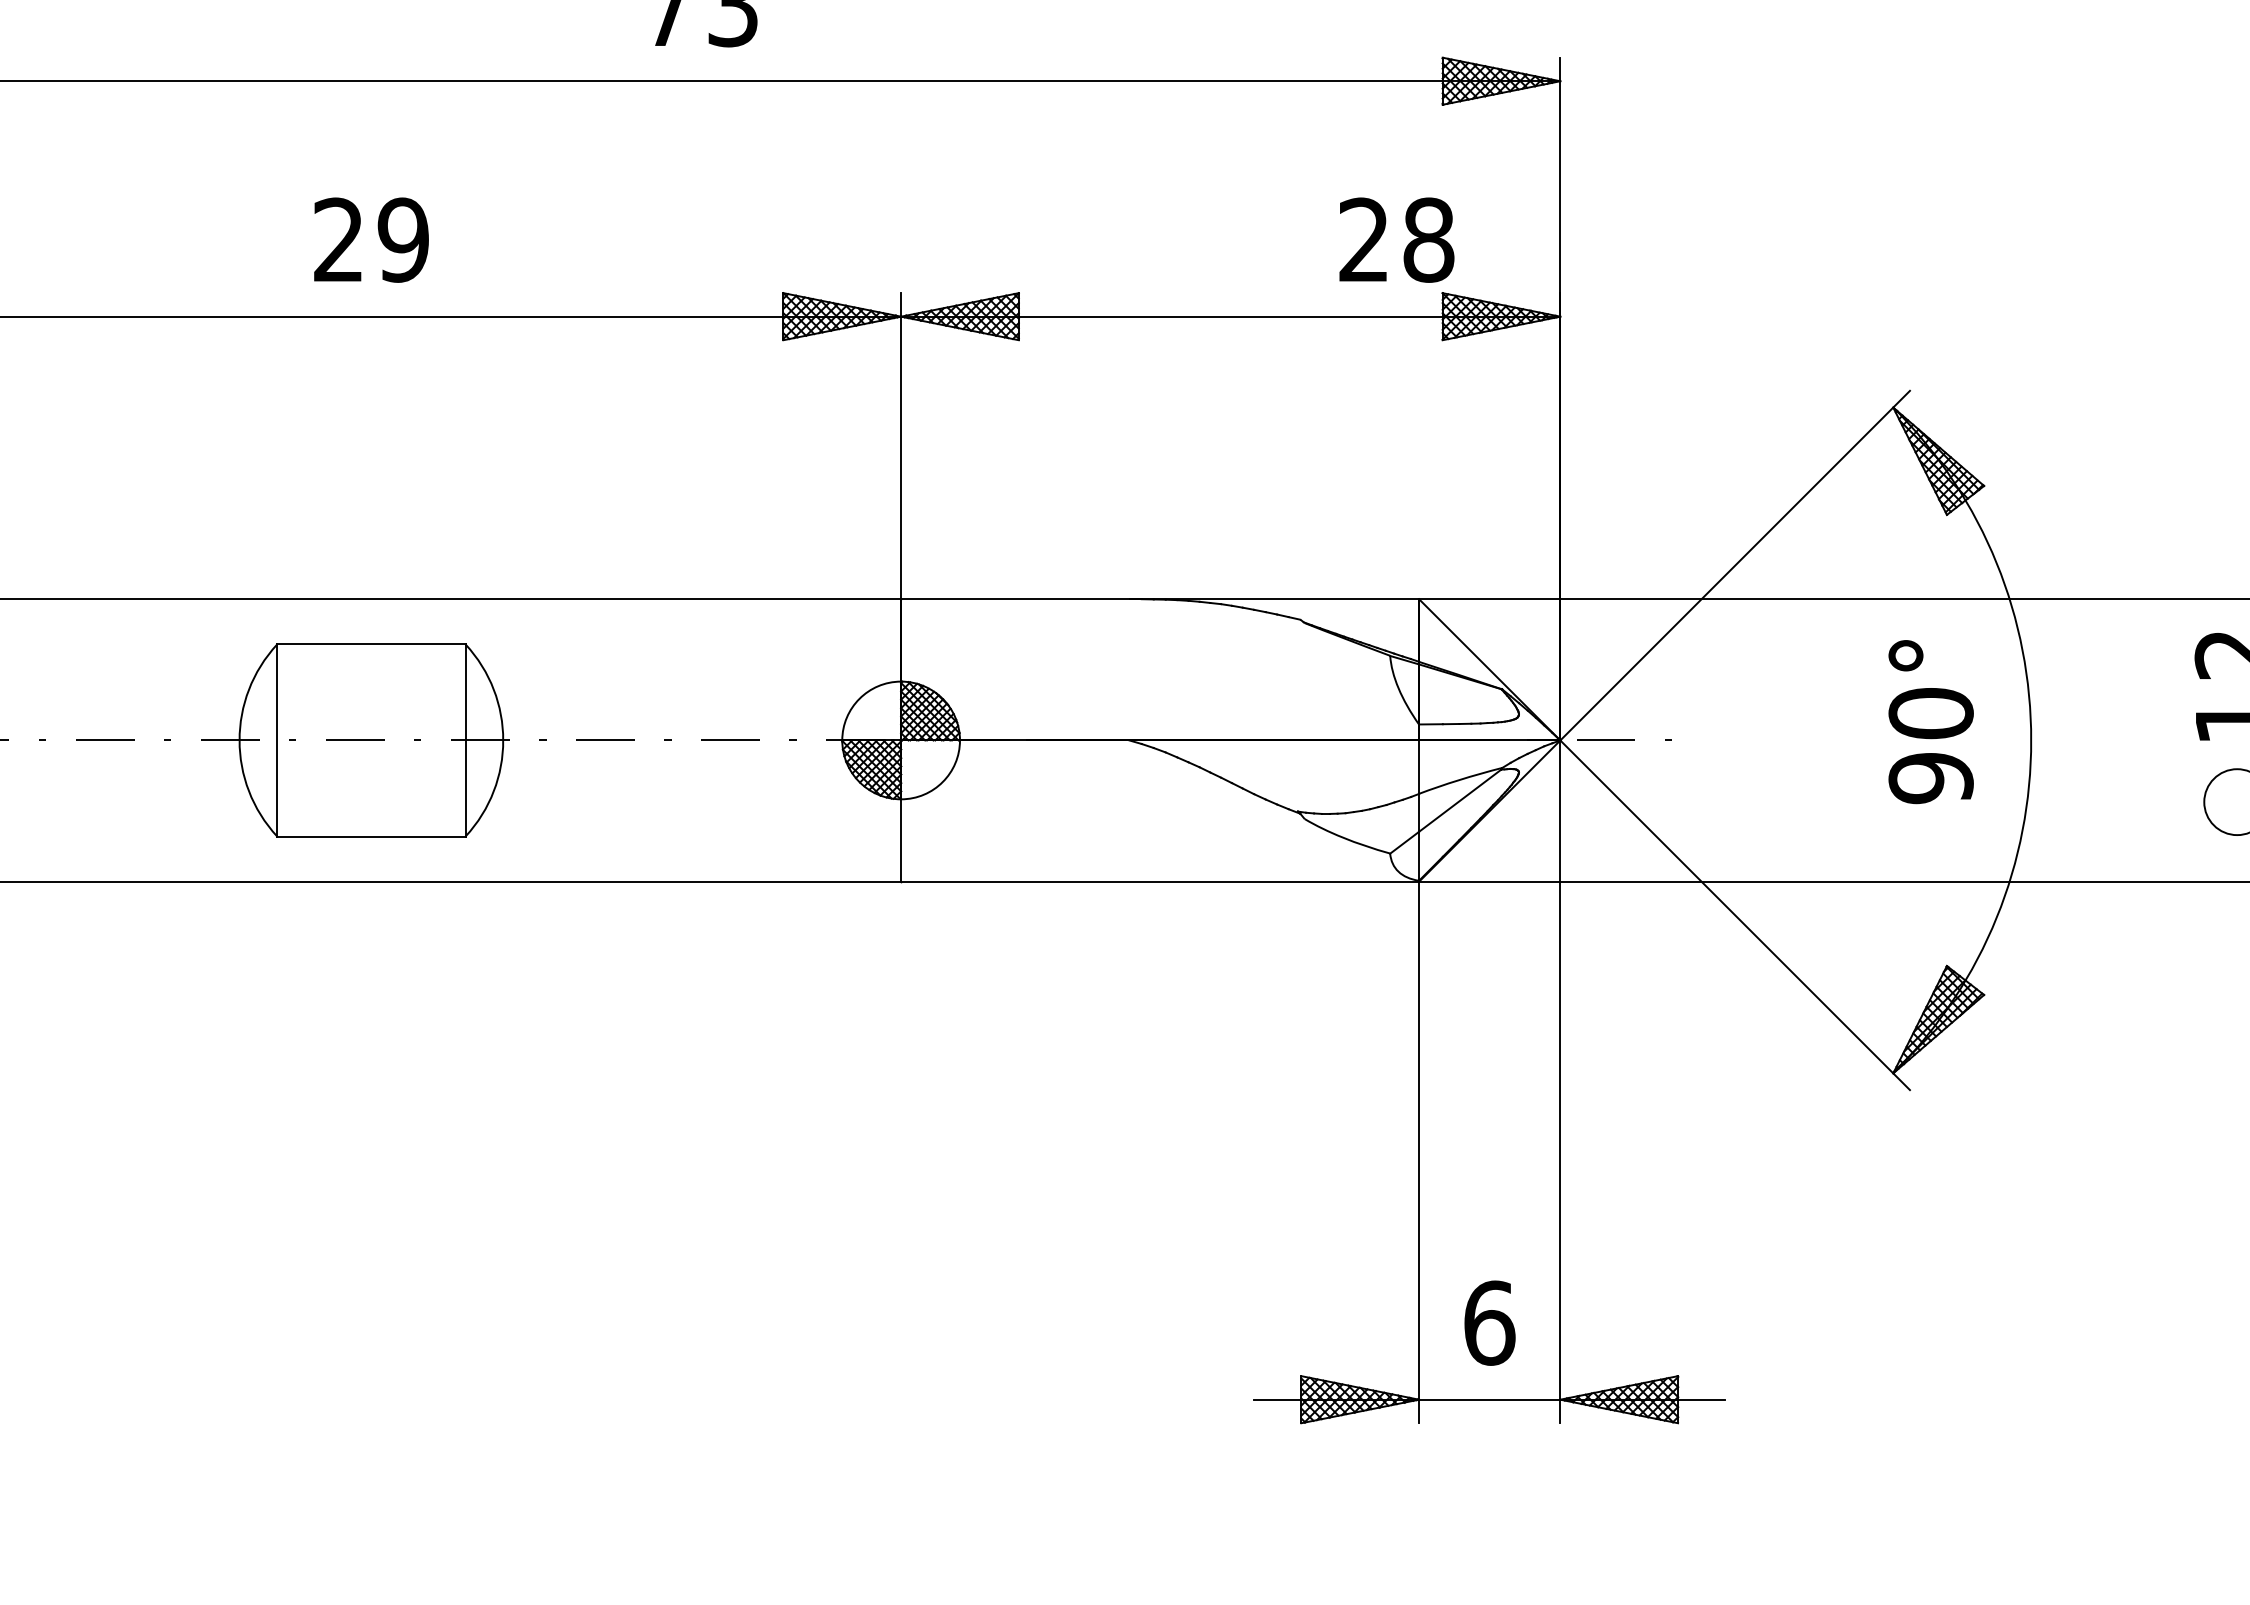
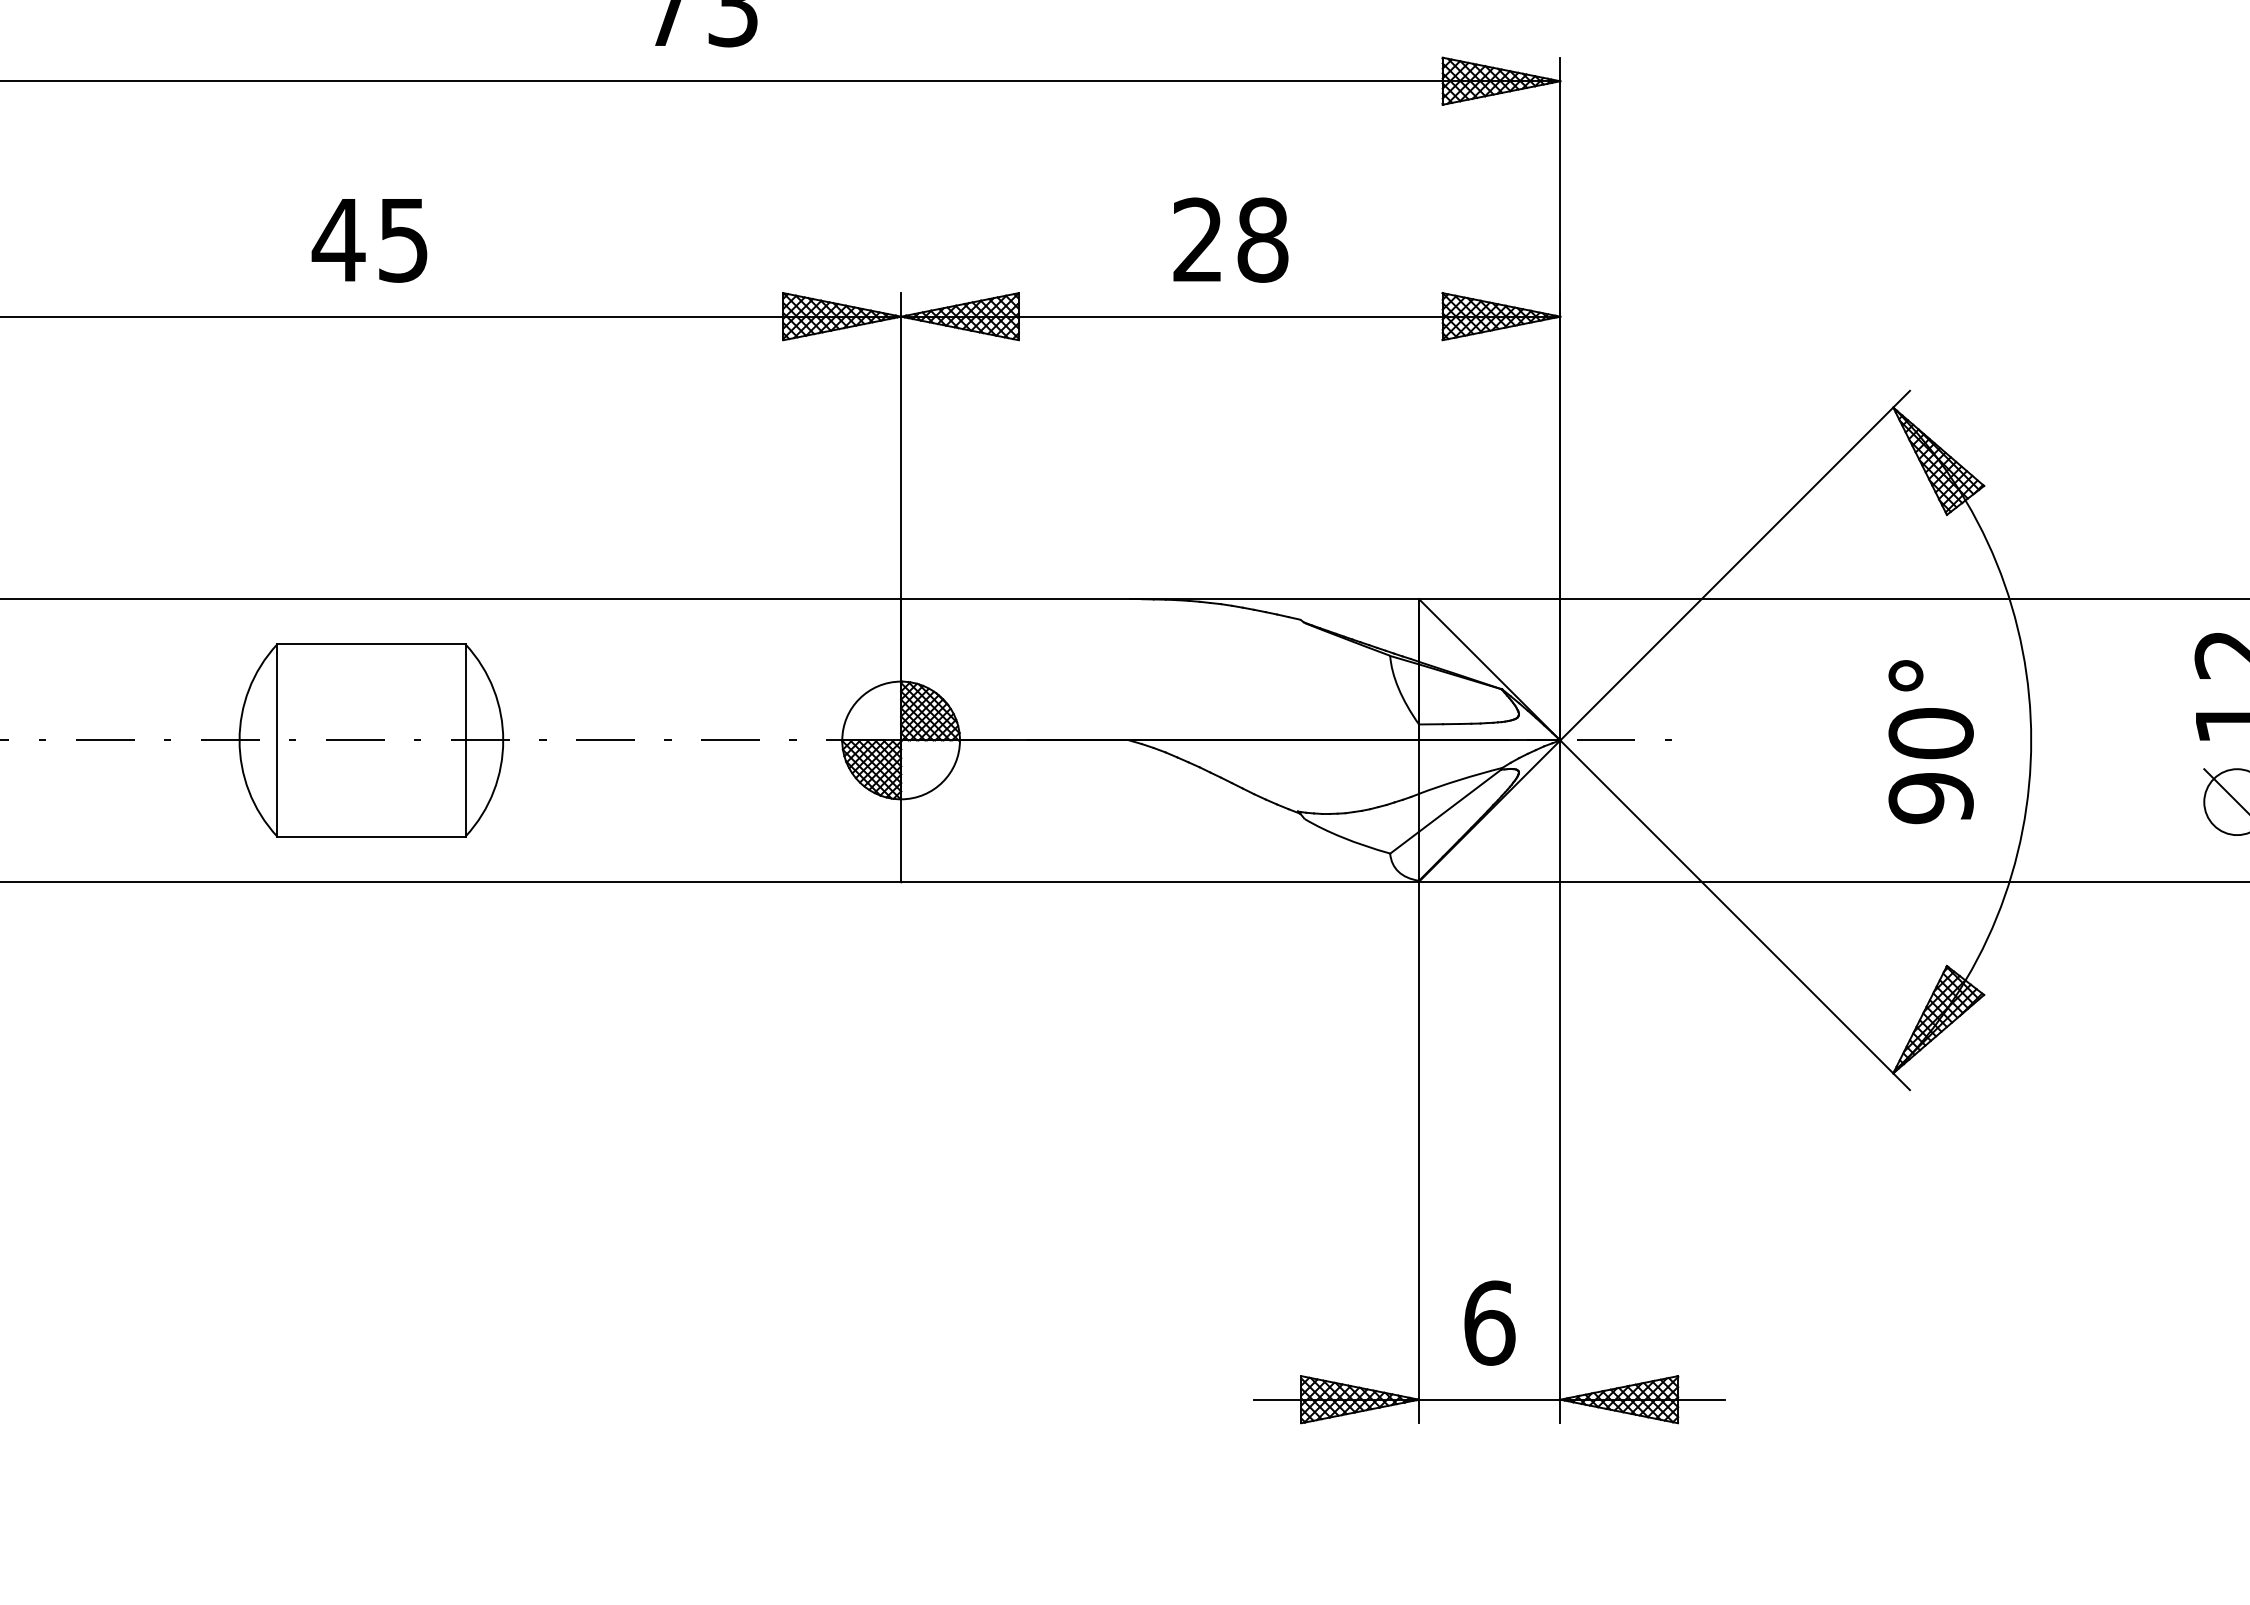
text: 29 -> 45 (369, 239)
text position: (1396, 239) -> (1230, 239) (1230, 239)
text position: (1930, 722) -> (1930, 742) (1930, 742)
line: none -> present (2225, 790)
